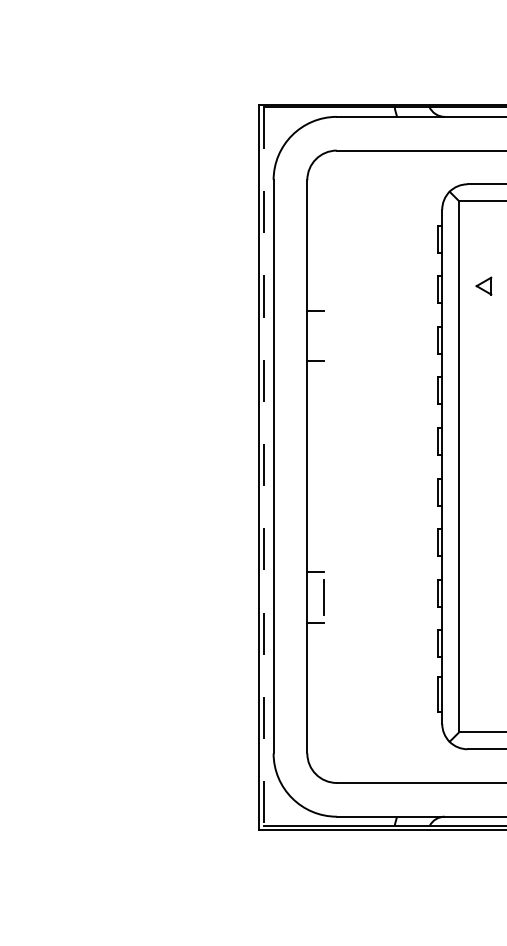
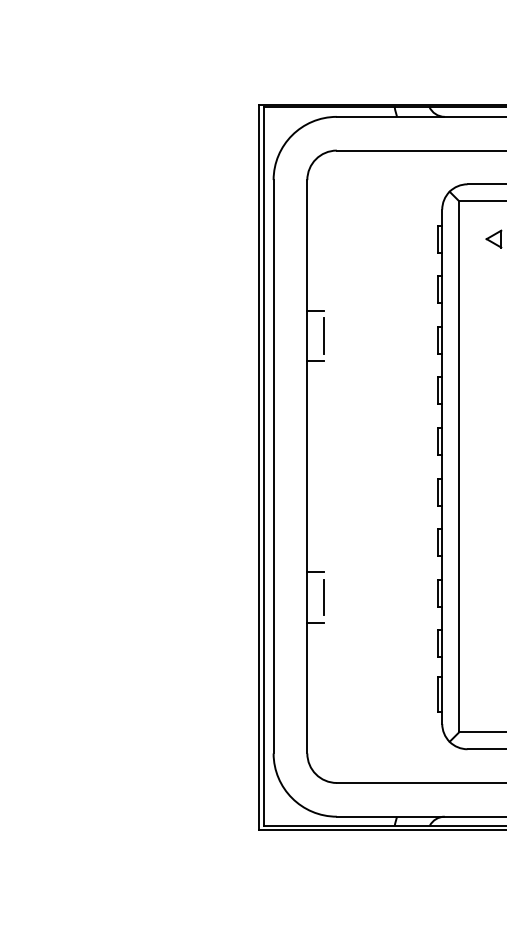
part position: (483, 285) -> (493, 238) (493, 238)
line: none -> present (324, 335)
line: dashed -> solid (263, 466)
